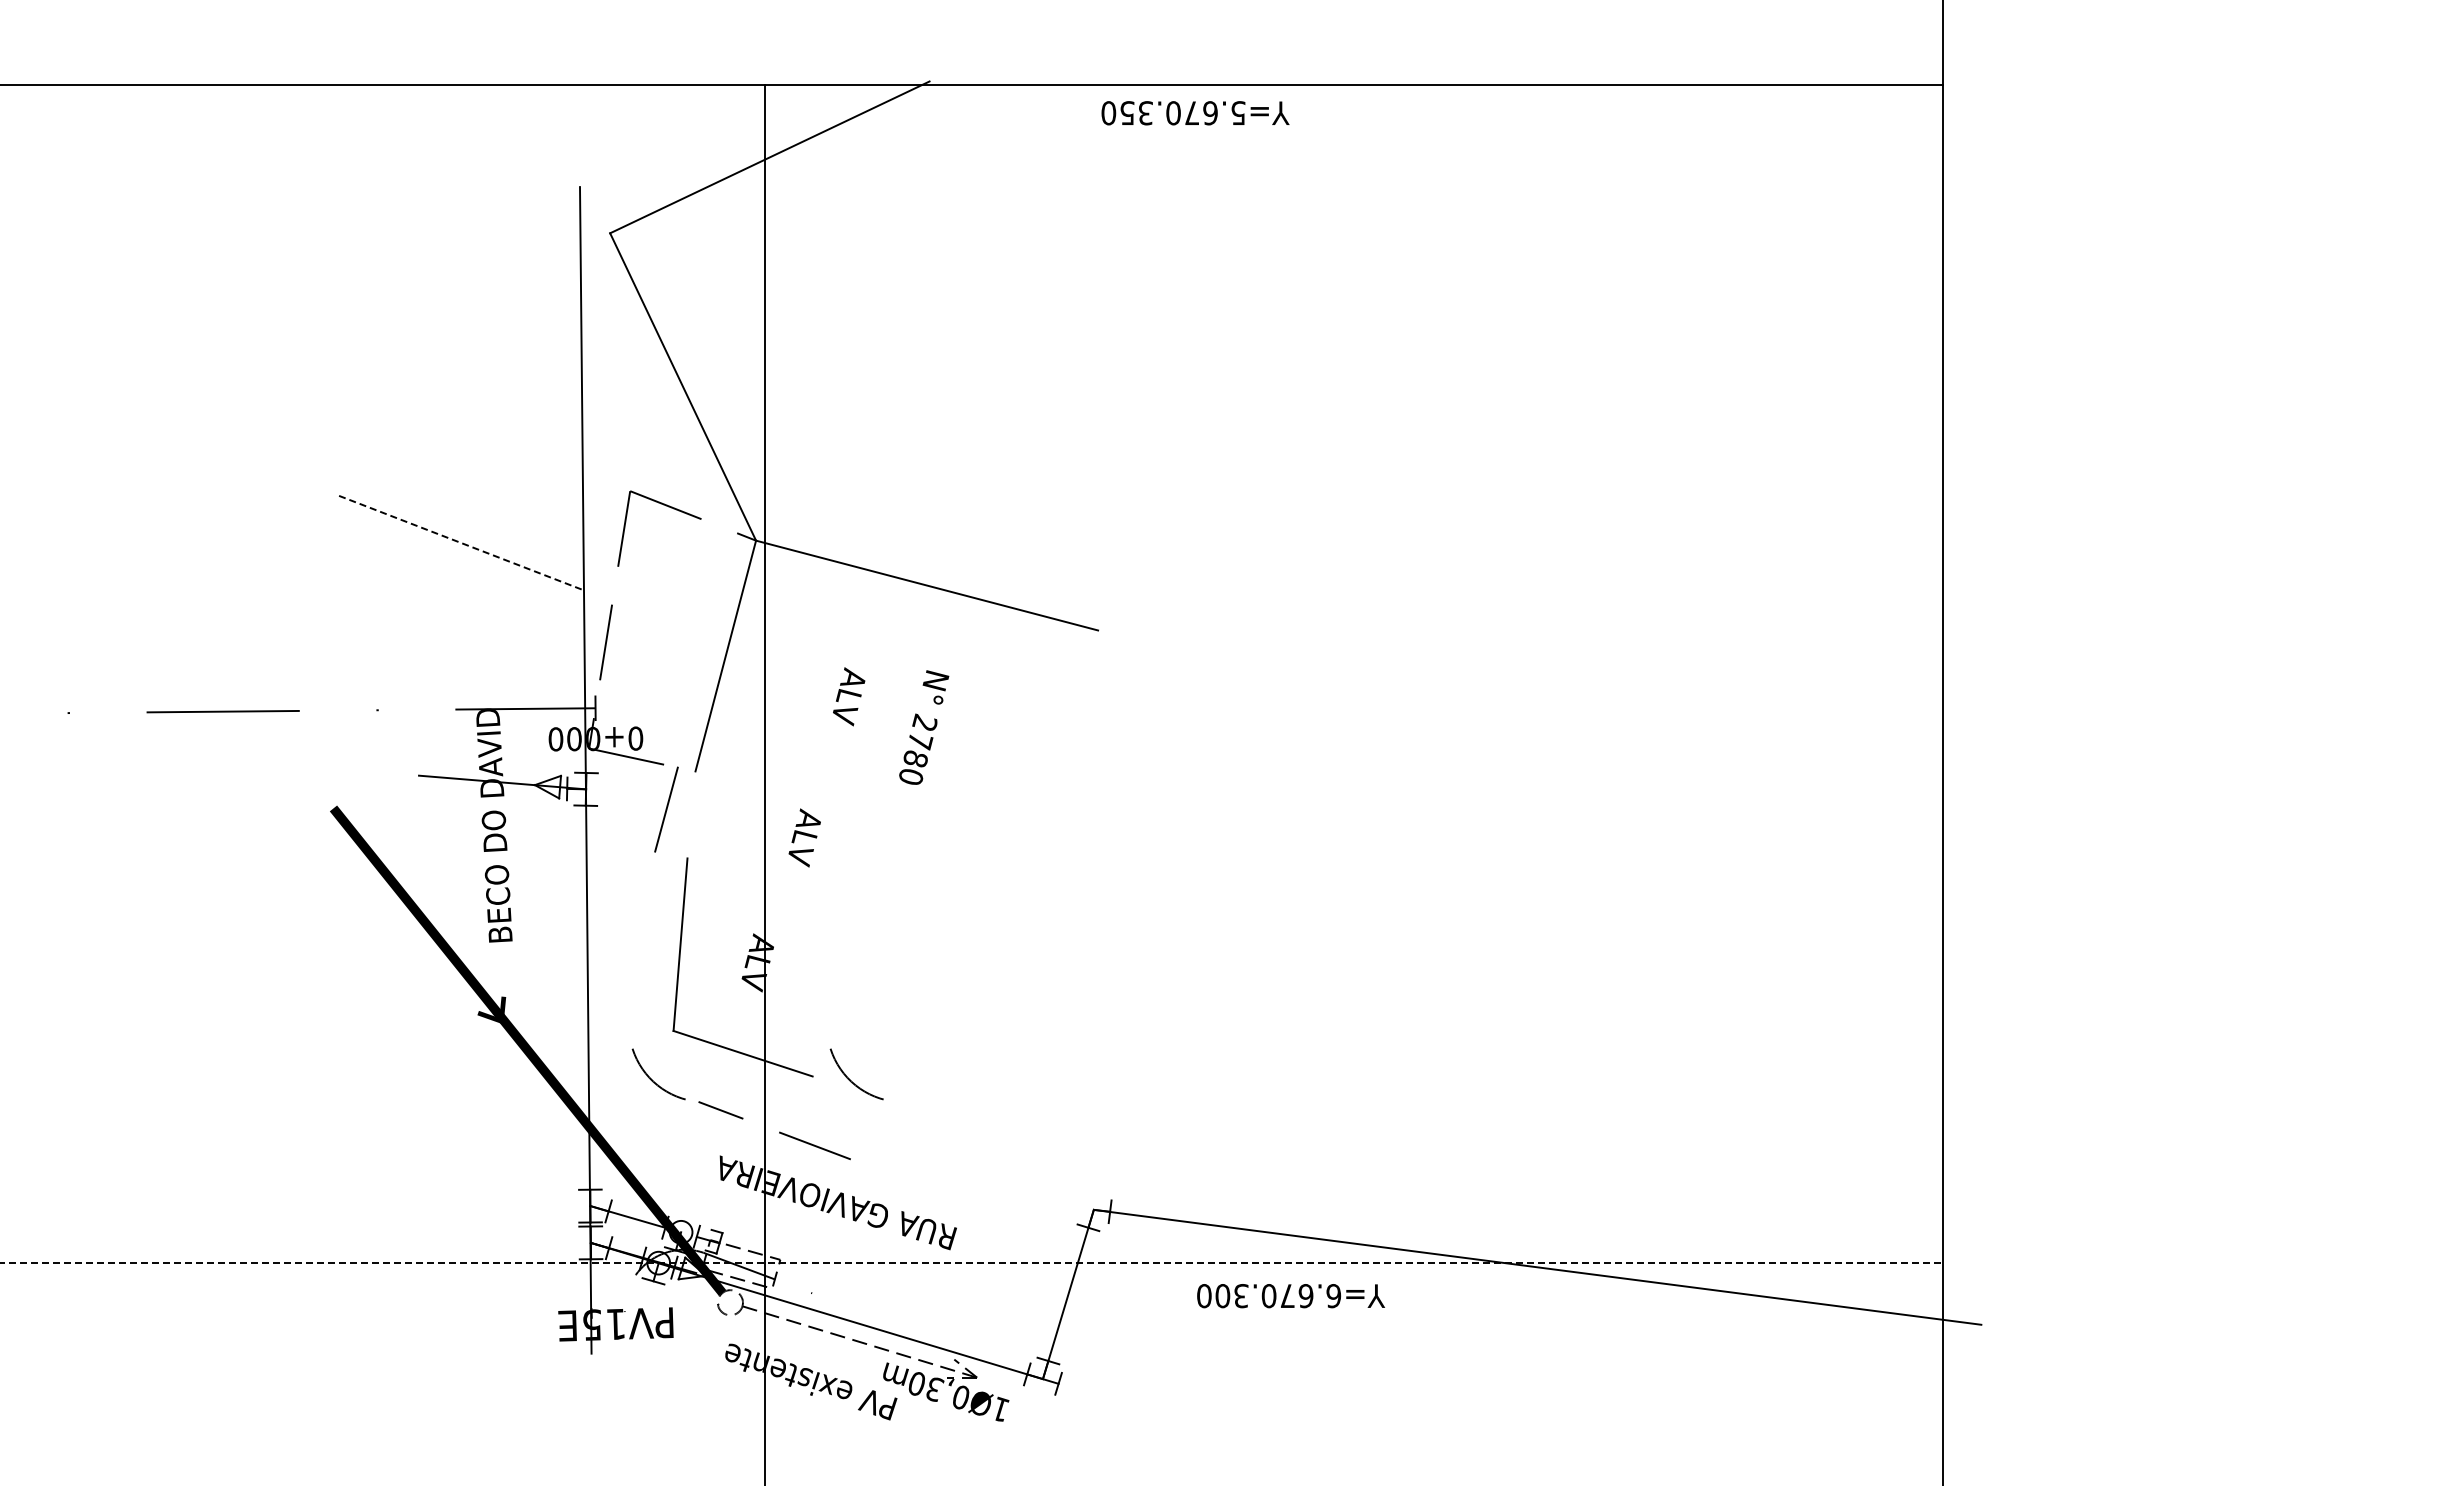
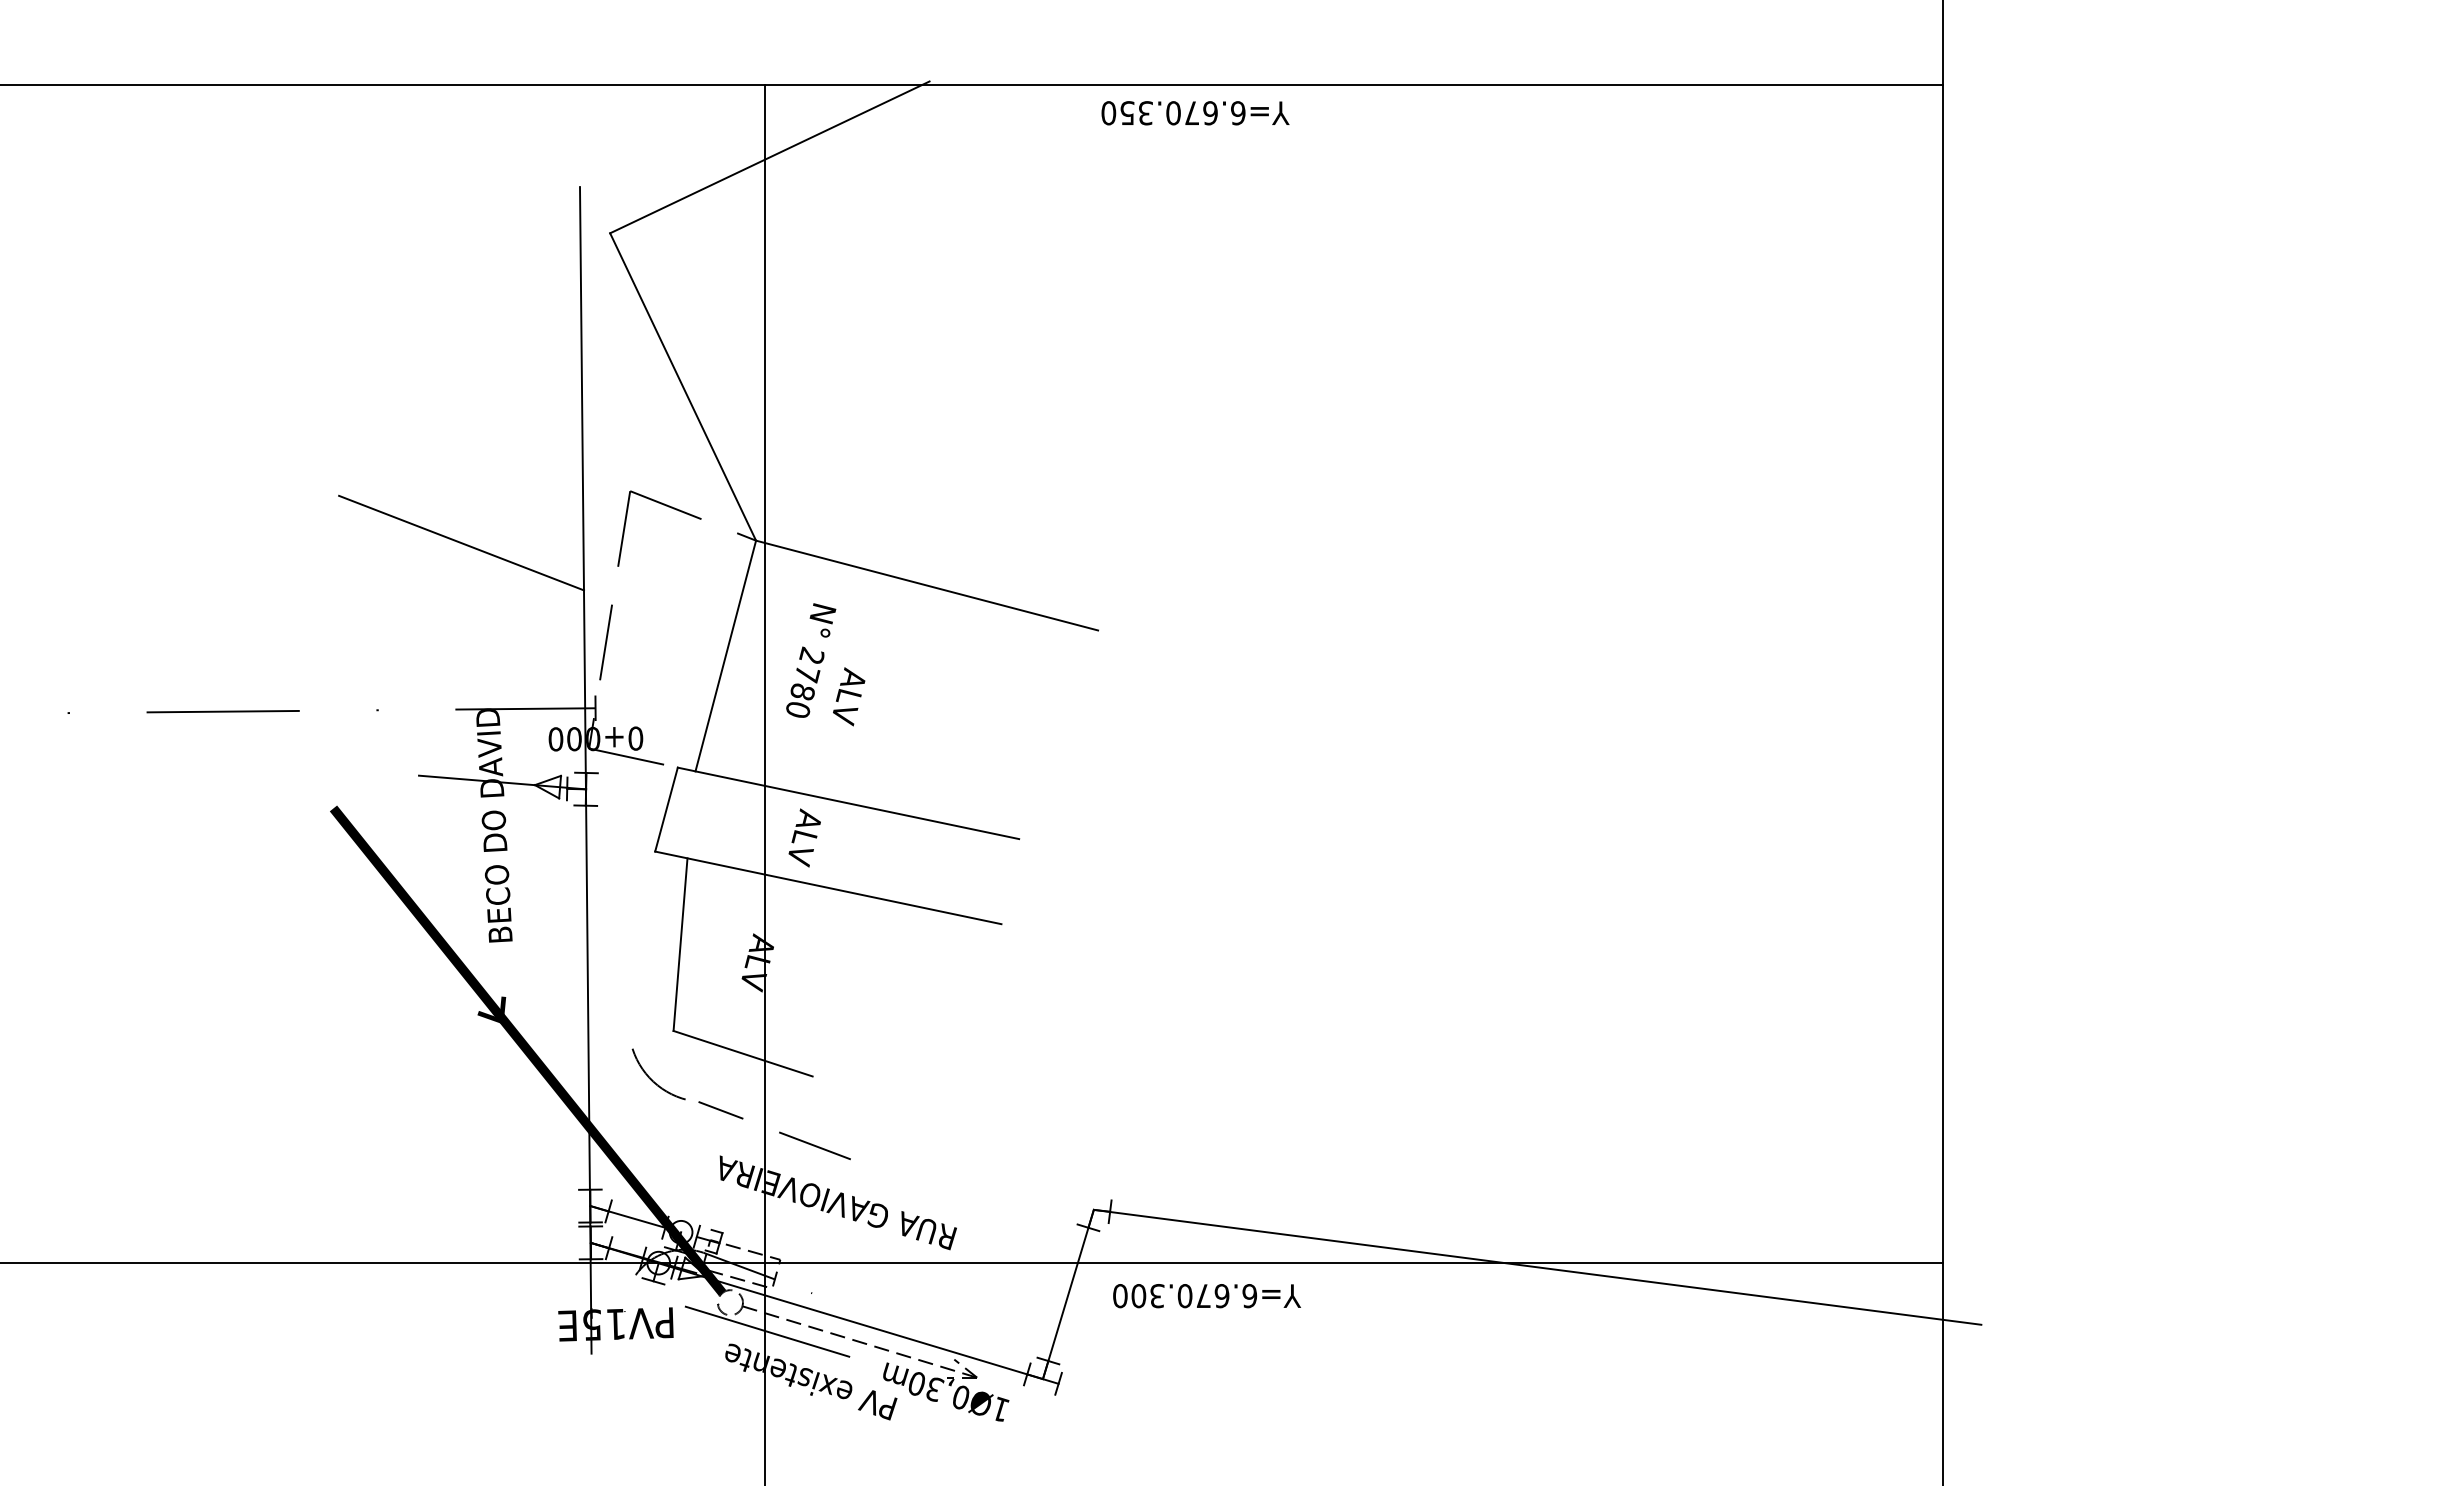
text: Y=5.670.350 -> Y=6.670.350 (1238, 113)
line: dashed -> solid (462, 543)
text position: (924, 727) -> (811, 660) (811, 660)
line: none -> present (848, 803)
line: none -> present (828, 887)
arc: present -> none (850, 1079)
line: dashed -> solid (971, 1263)
text position: (1290, 1296) -> (1206, 1296) (1206, 1296)
line: none -> present (767, 1331)
